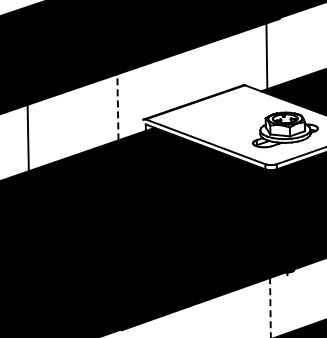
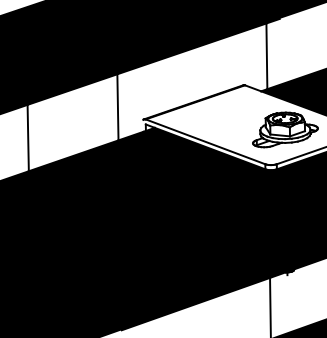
line: dashed -> solid (117, 106)
line: dashed -> solid (270, 307)
